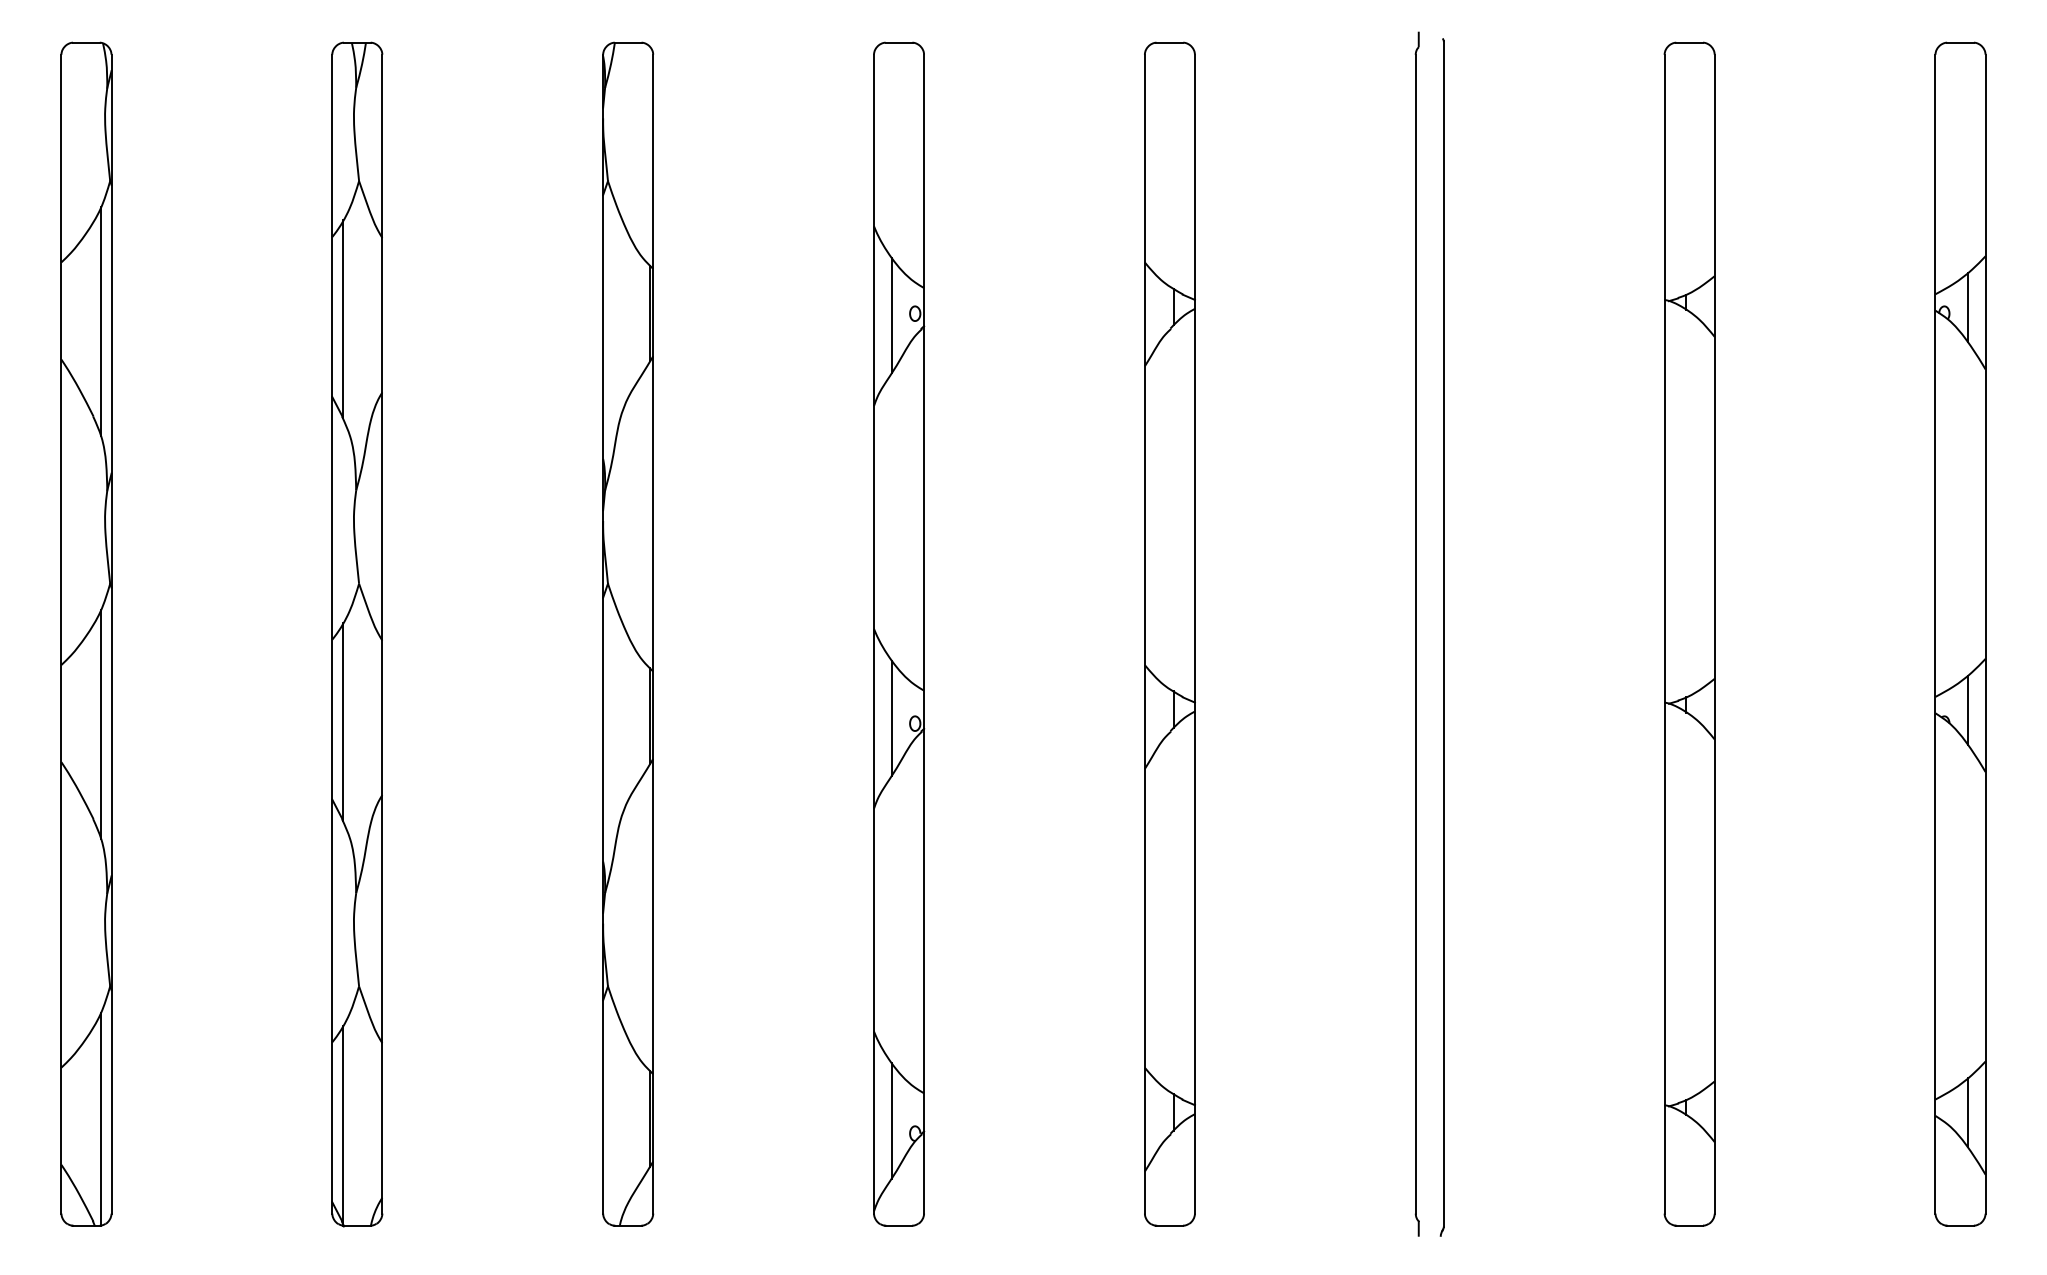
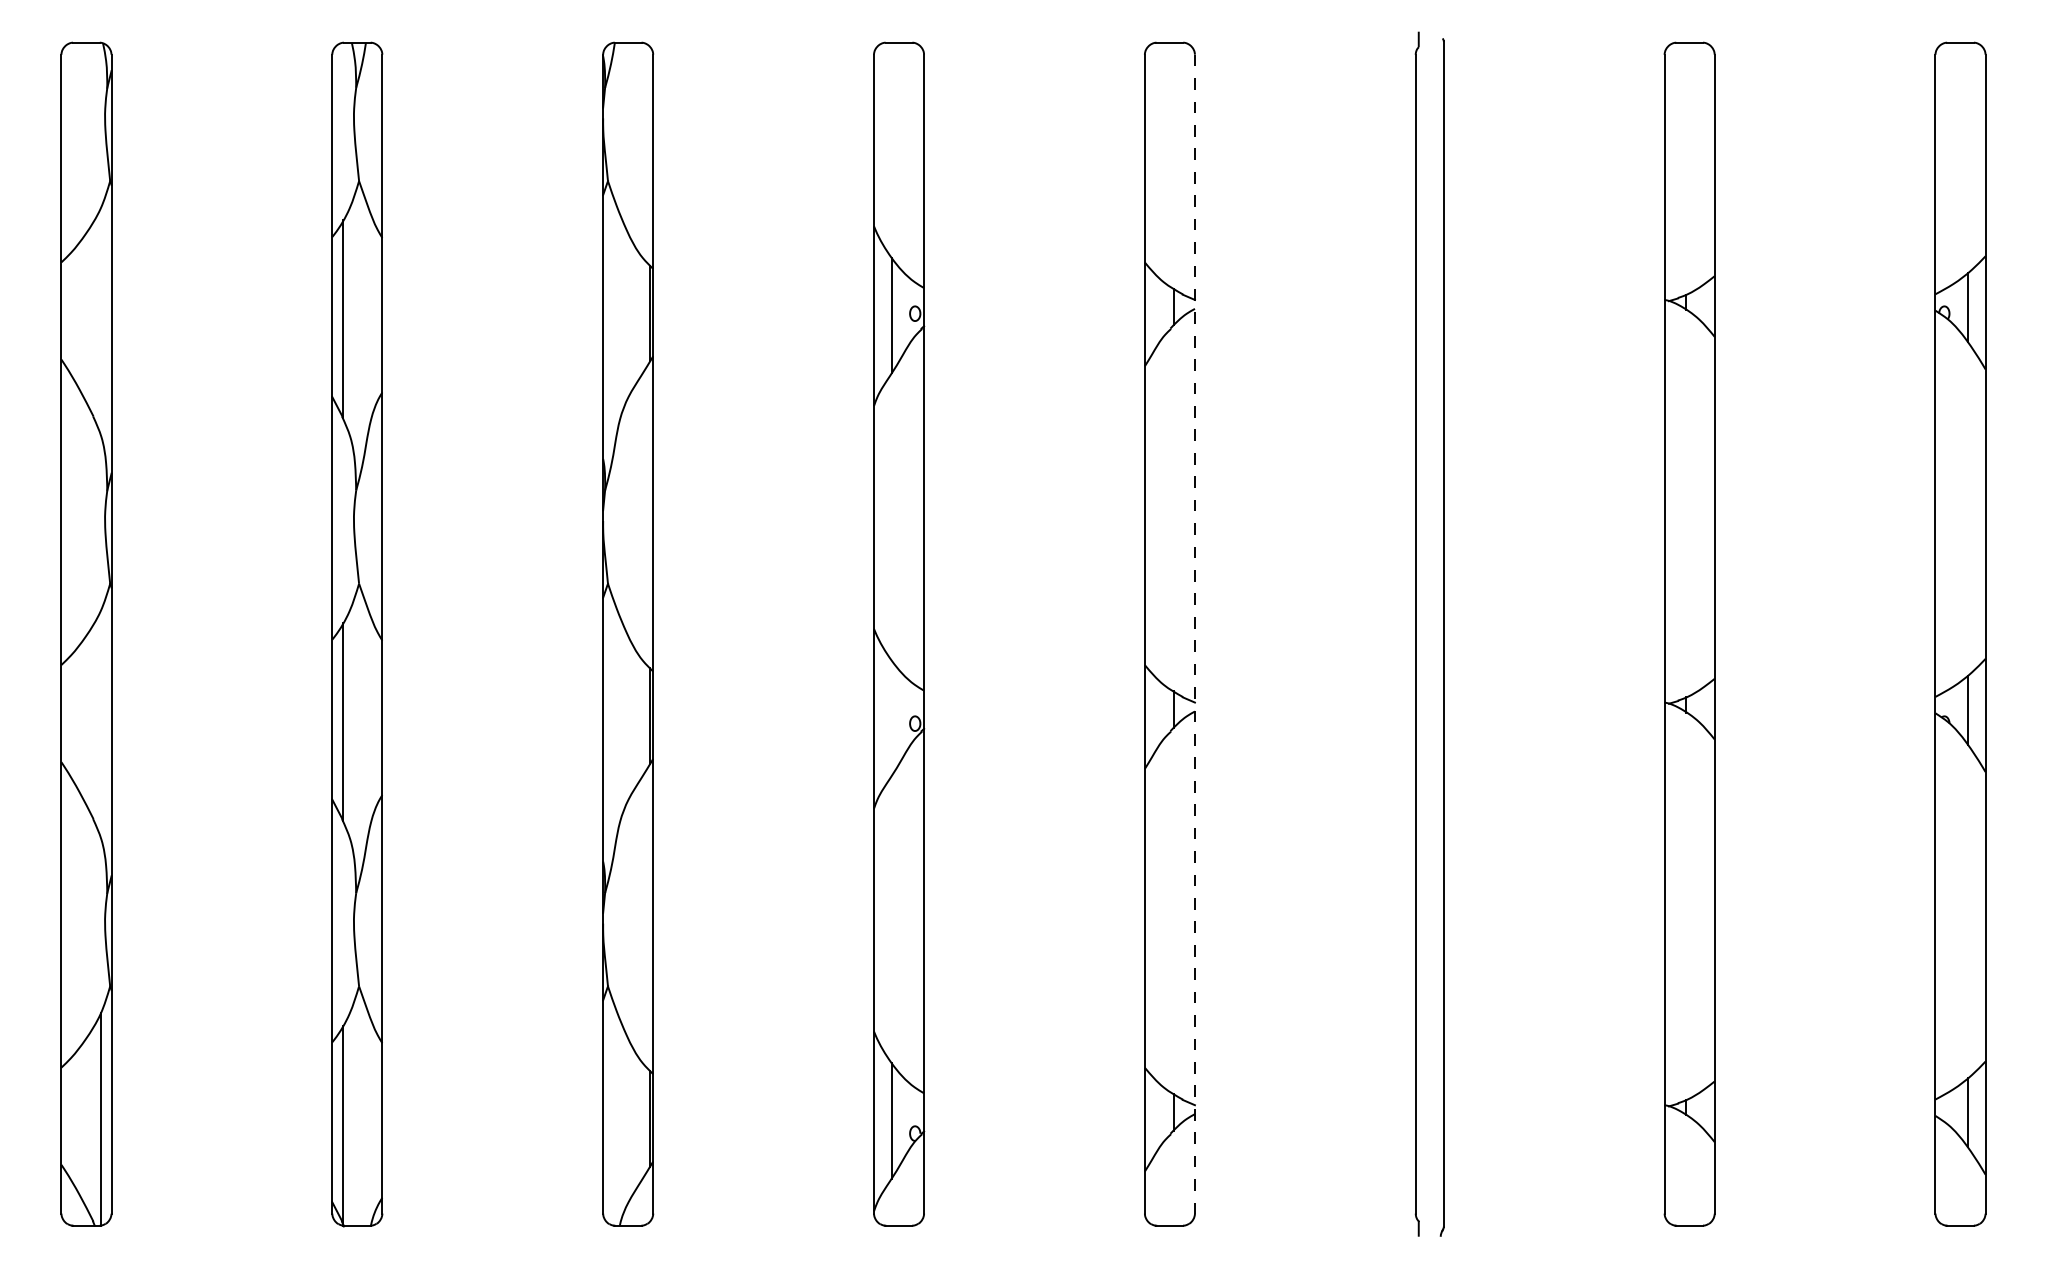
line: present -> none (101, 321)
line: solid -> dashed (1194, 634)
line: present -> none (891, 717)
line: present -> none (101, 724)
